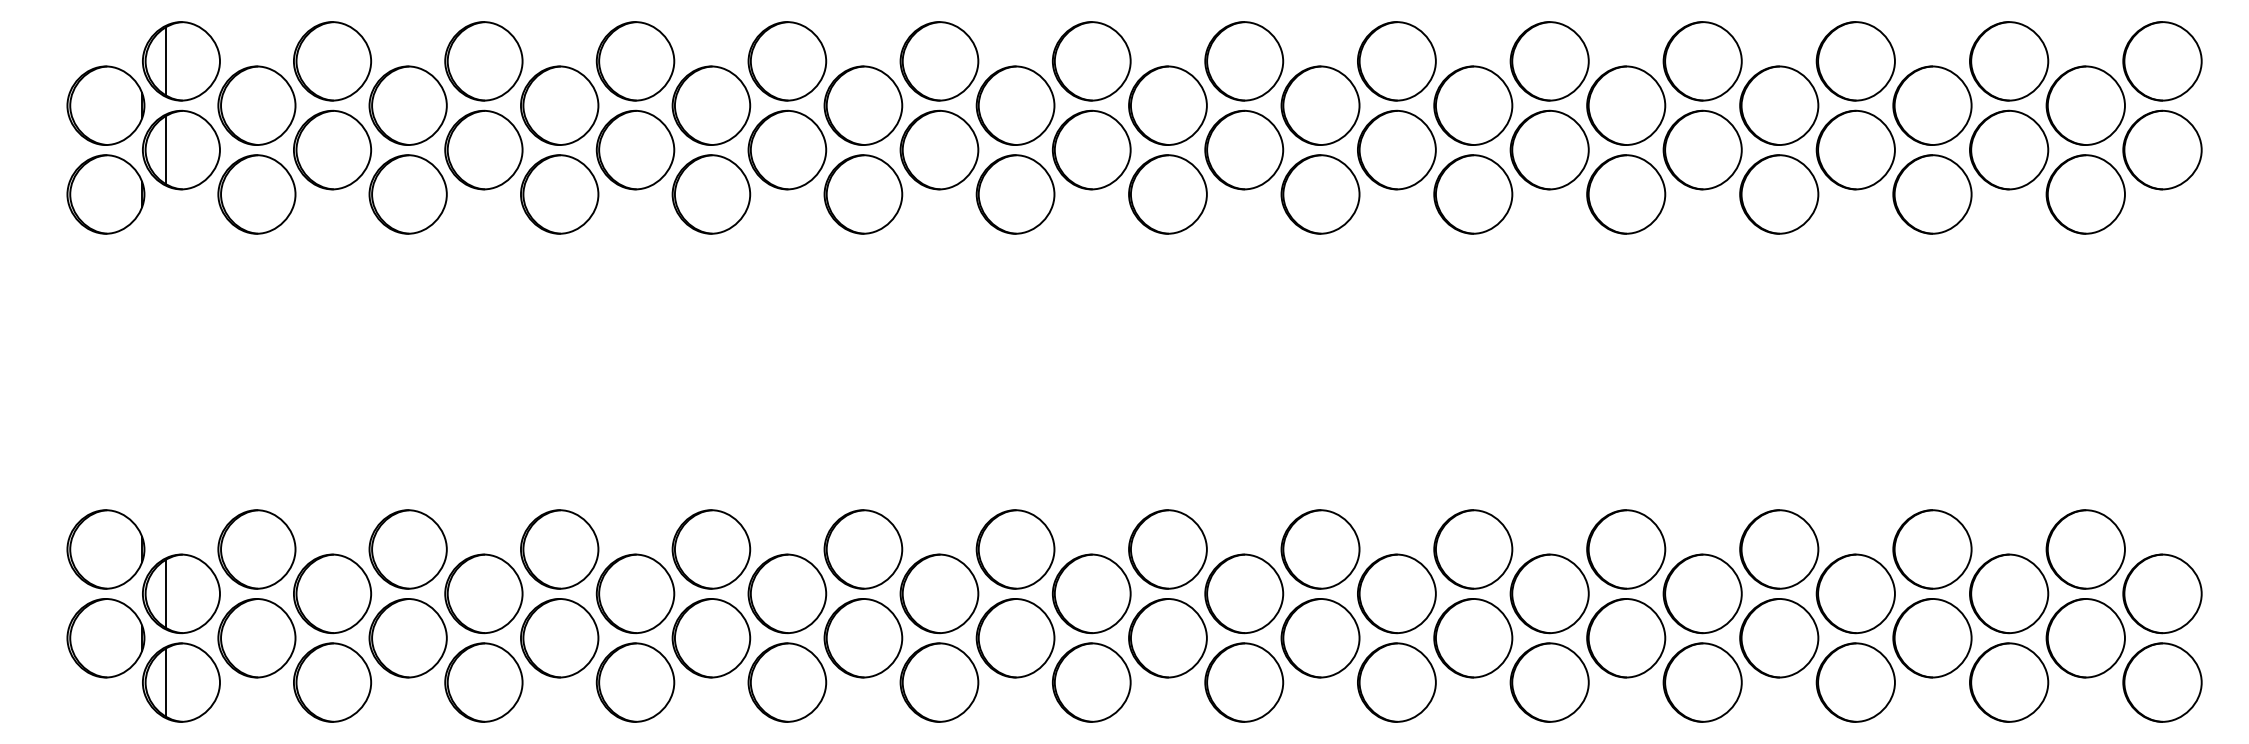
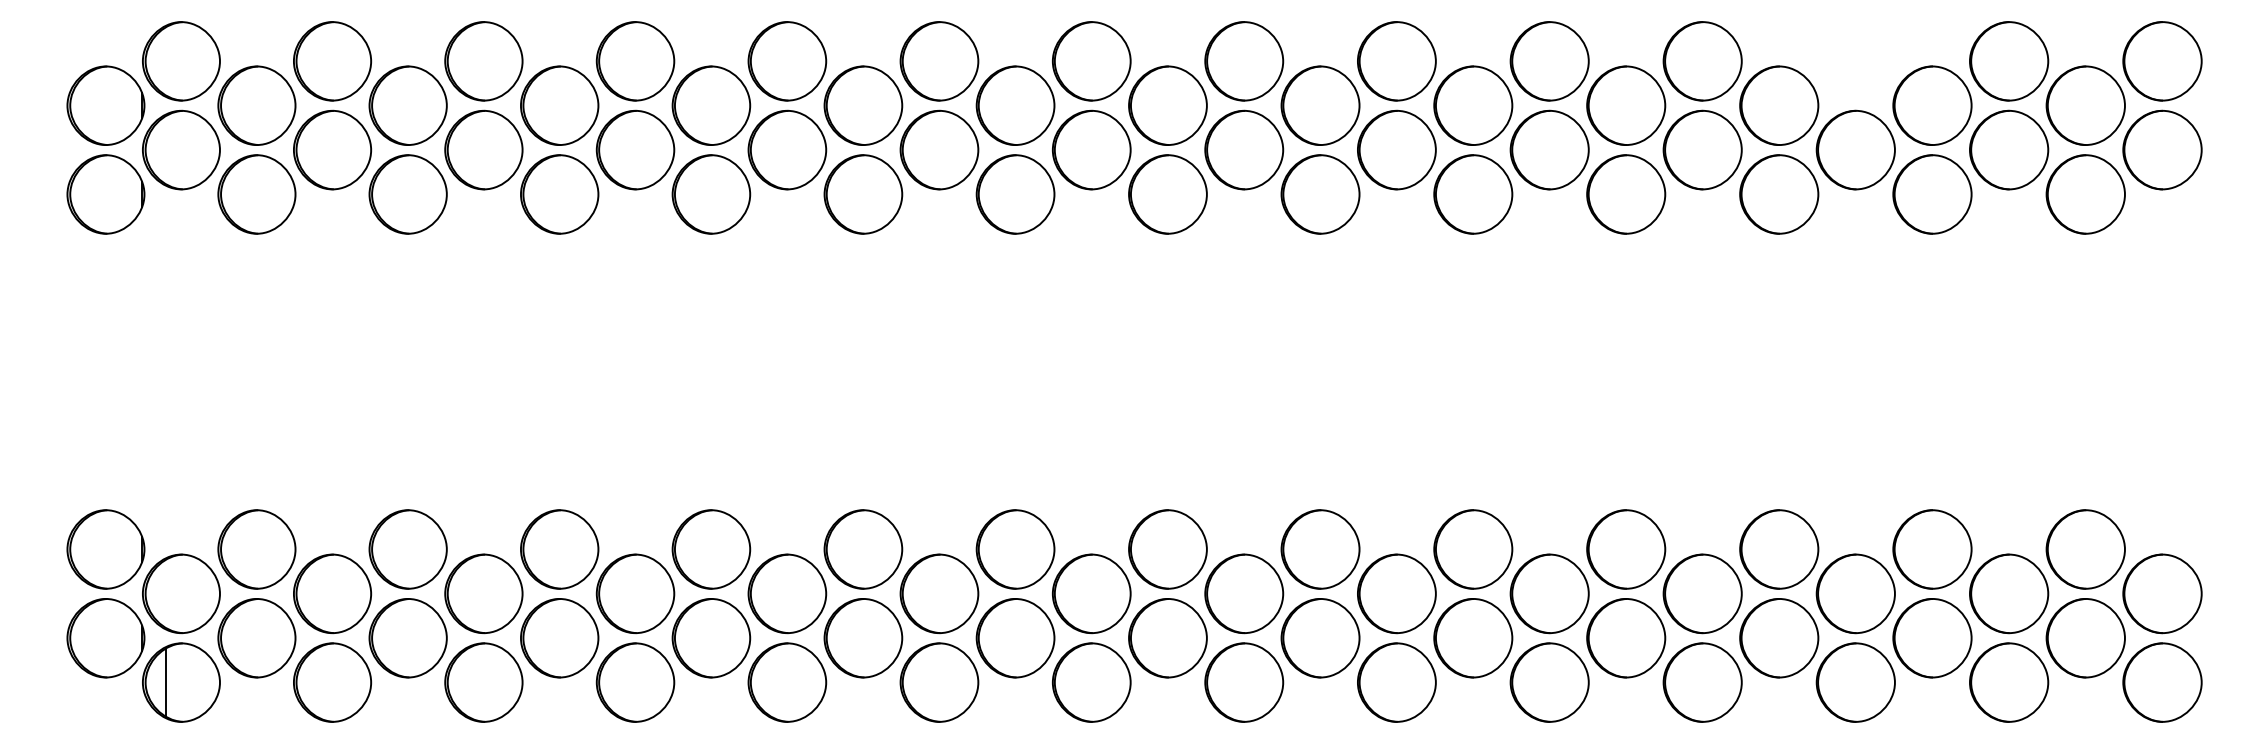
line: present -> none (165, 61)
part: present -> none (1855, 61)
line: present -> none (165, 150)
line: present -> none (165, 593)
